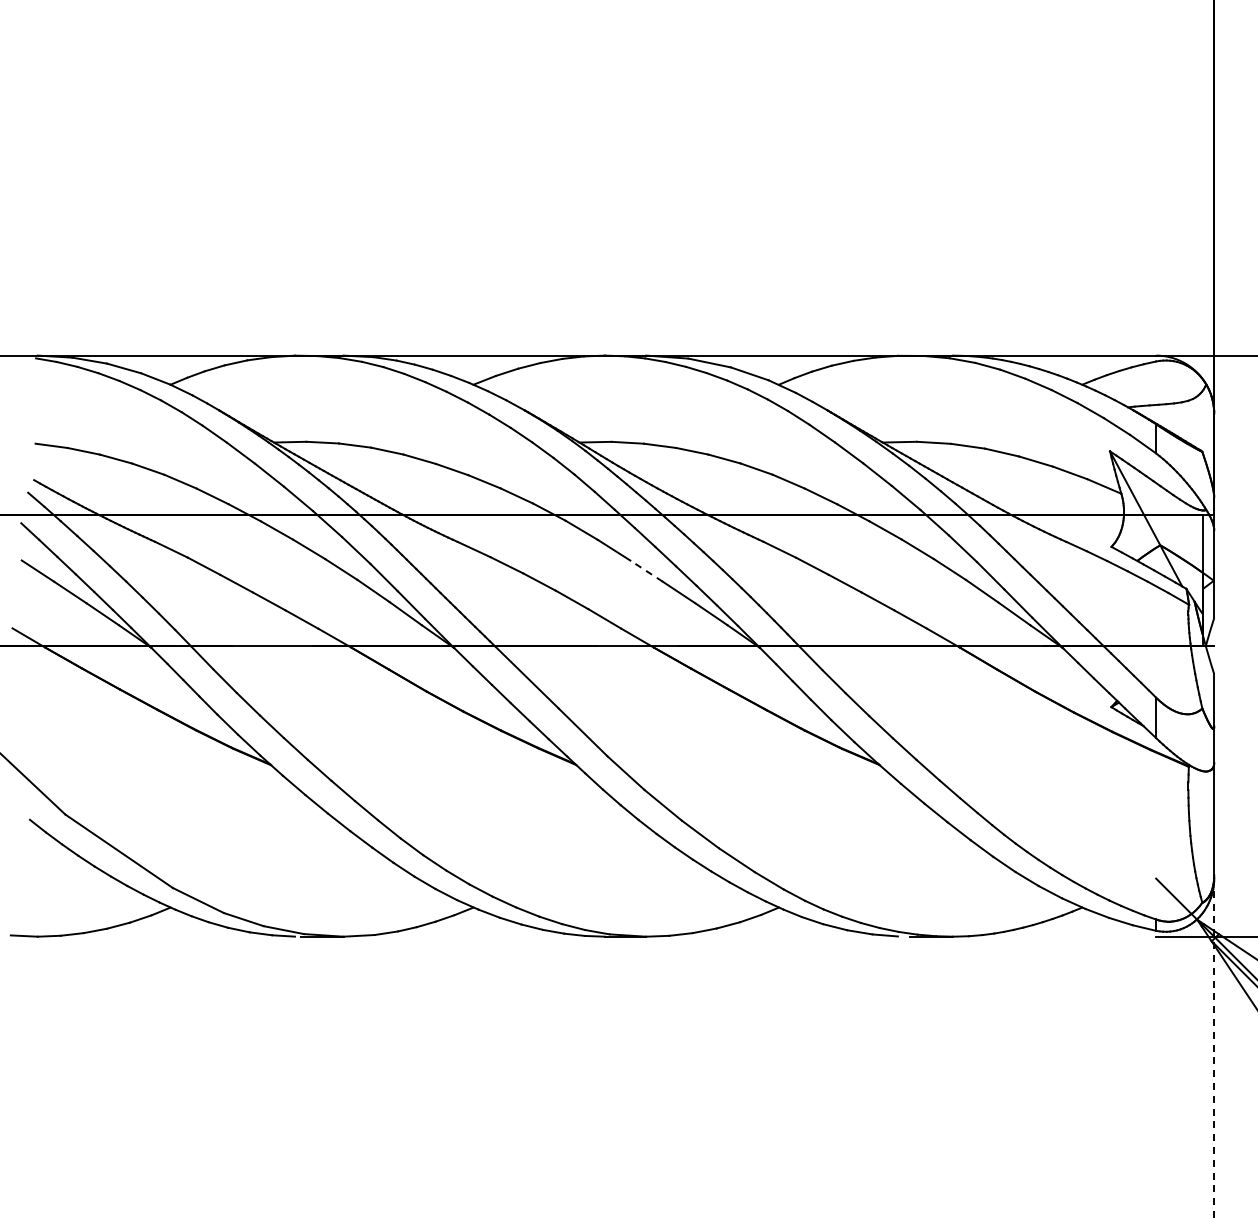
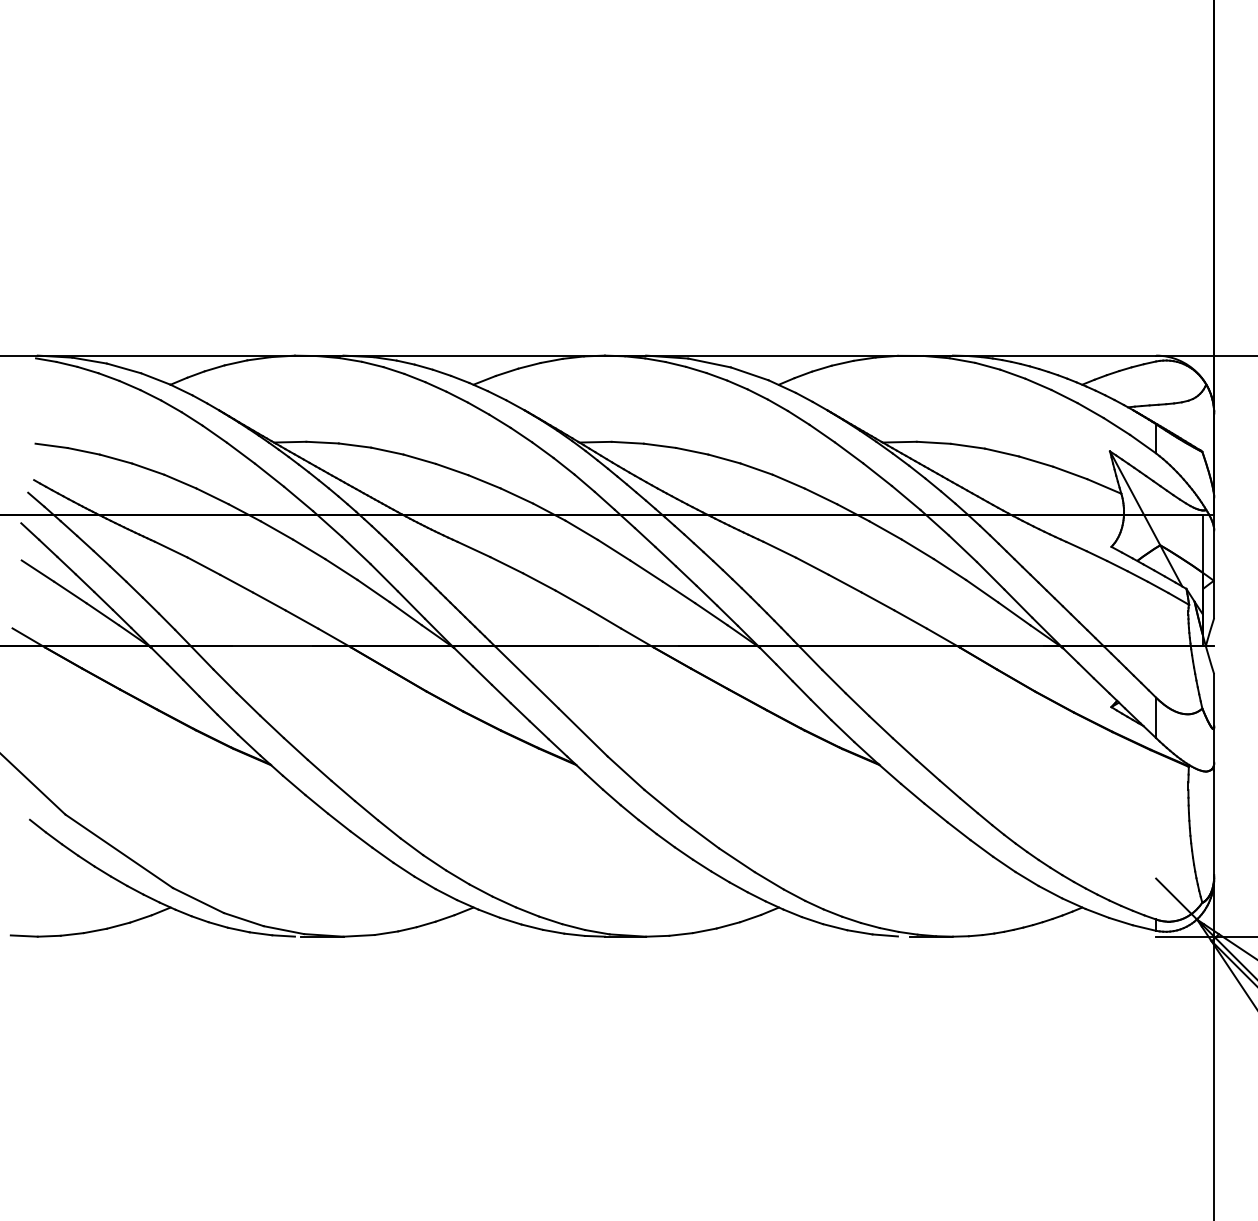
line: dashed -> solid (646, 570)
line: dashed -> solid (1214, 1049)
